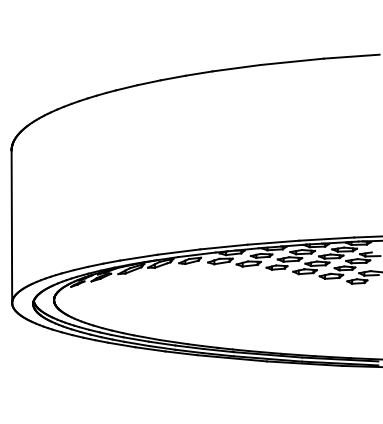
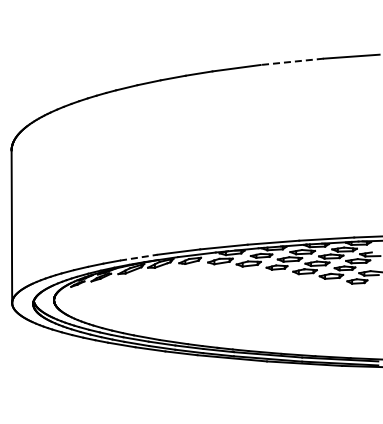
line: solid -> dashed (292, 61)
line: solid -> dashed (138, 257)
